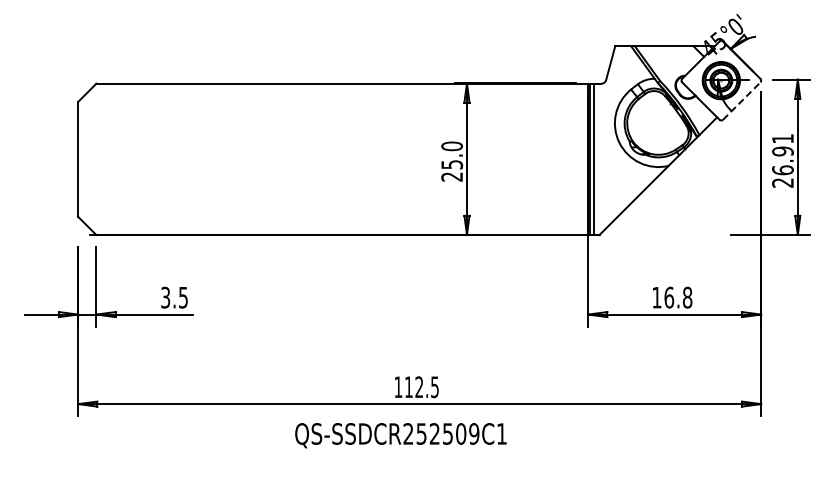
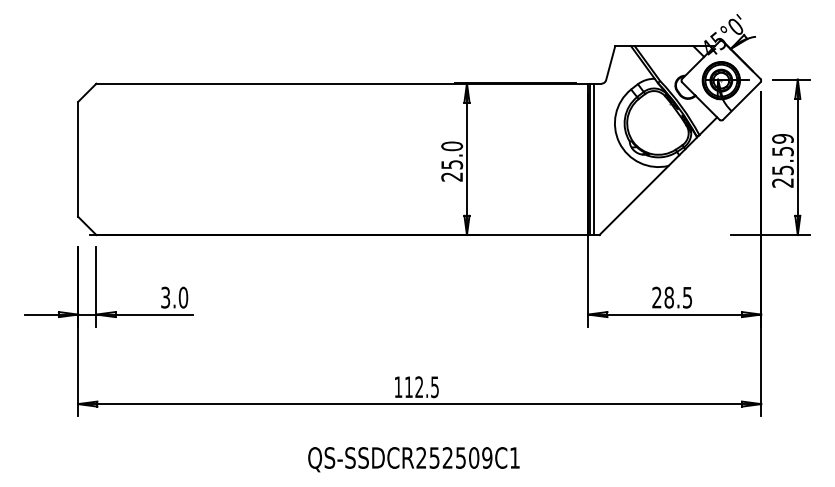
line: dashed -> solid (741, 101)
text: 26.91 -> 25.59 (782, 154)
text: 3.5 -> 3.0 (183, 297)
text: 16.8 -> 28.5 (672, 297)
text position: (400, 435) -> (413, 459) (413, 459)
